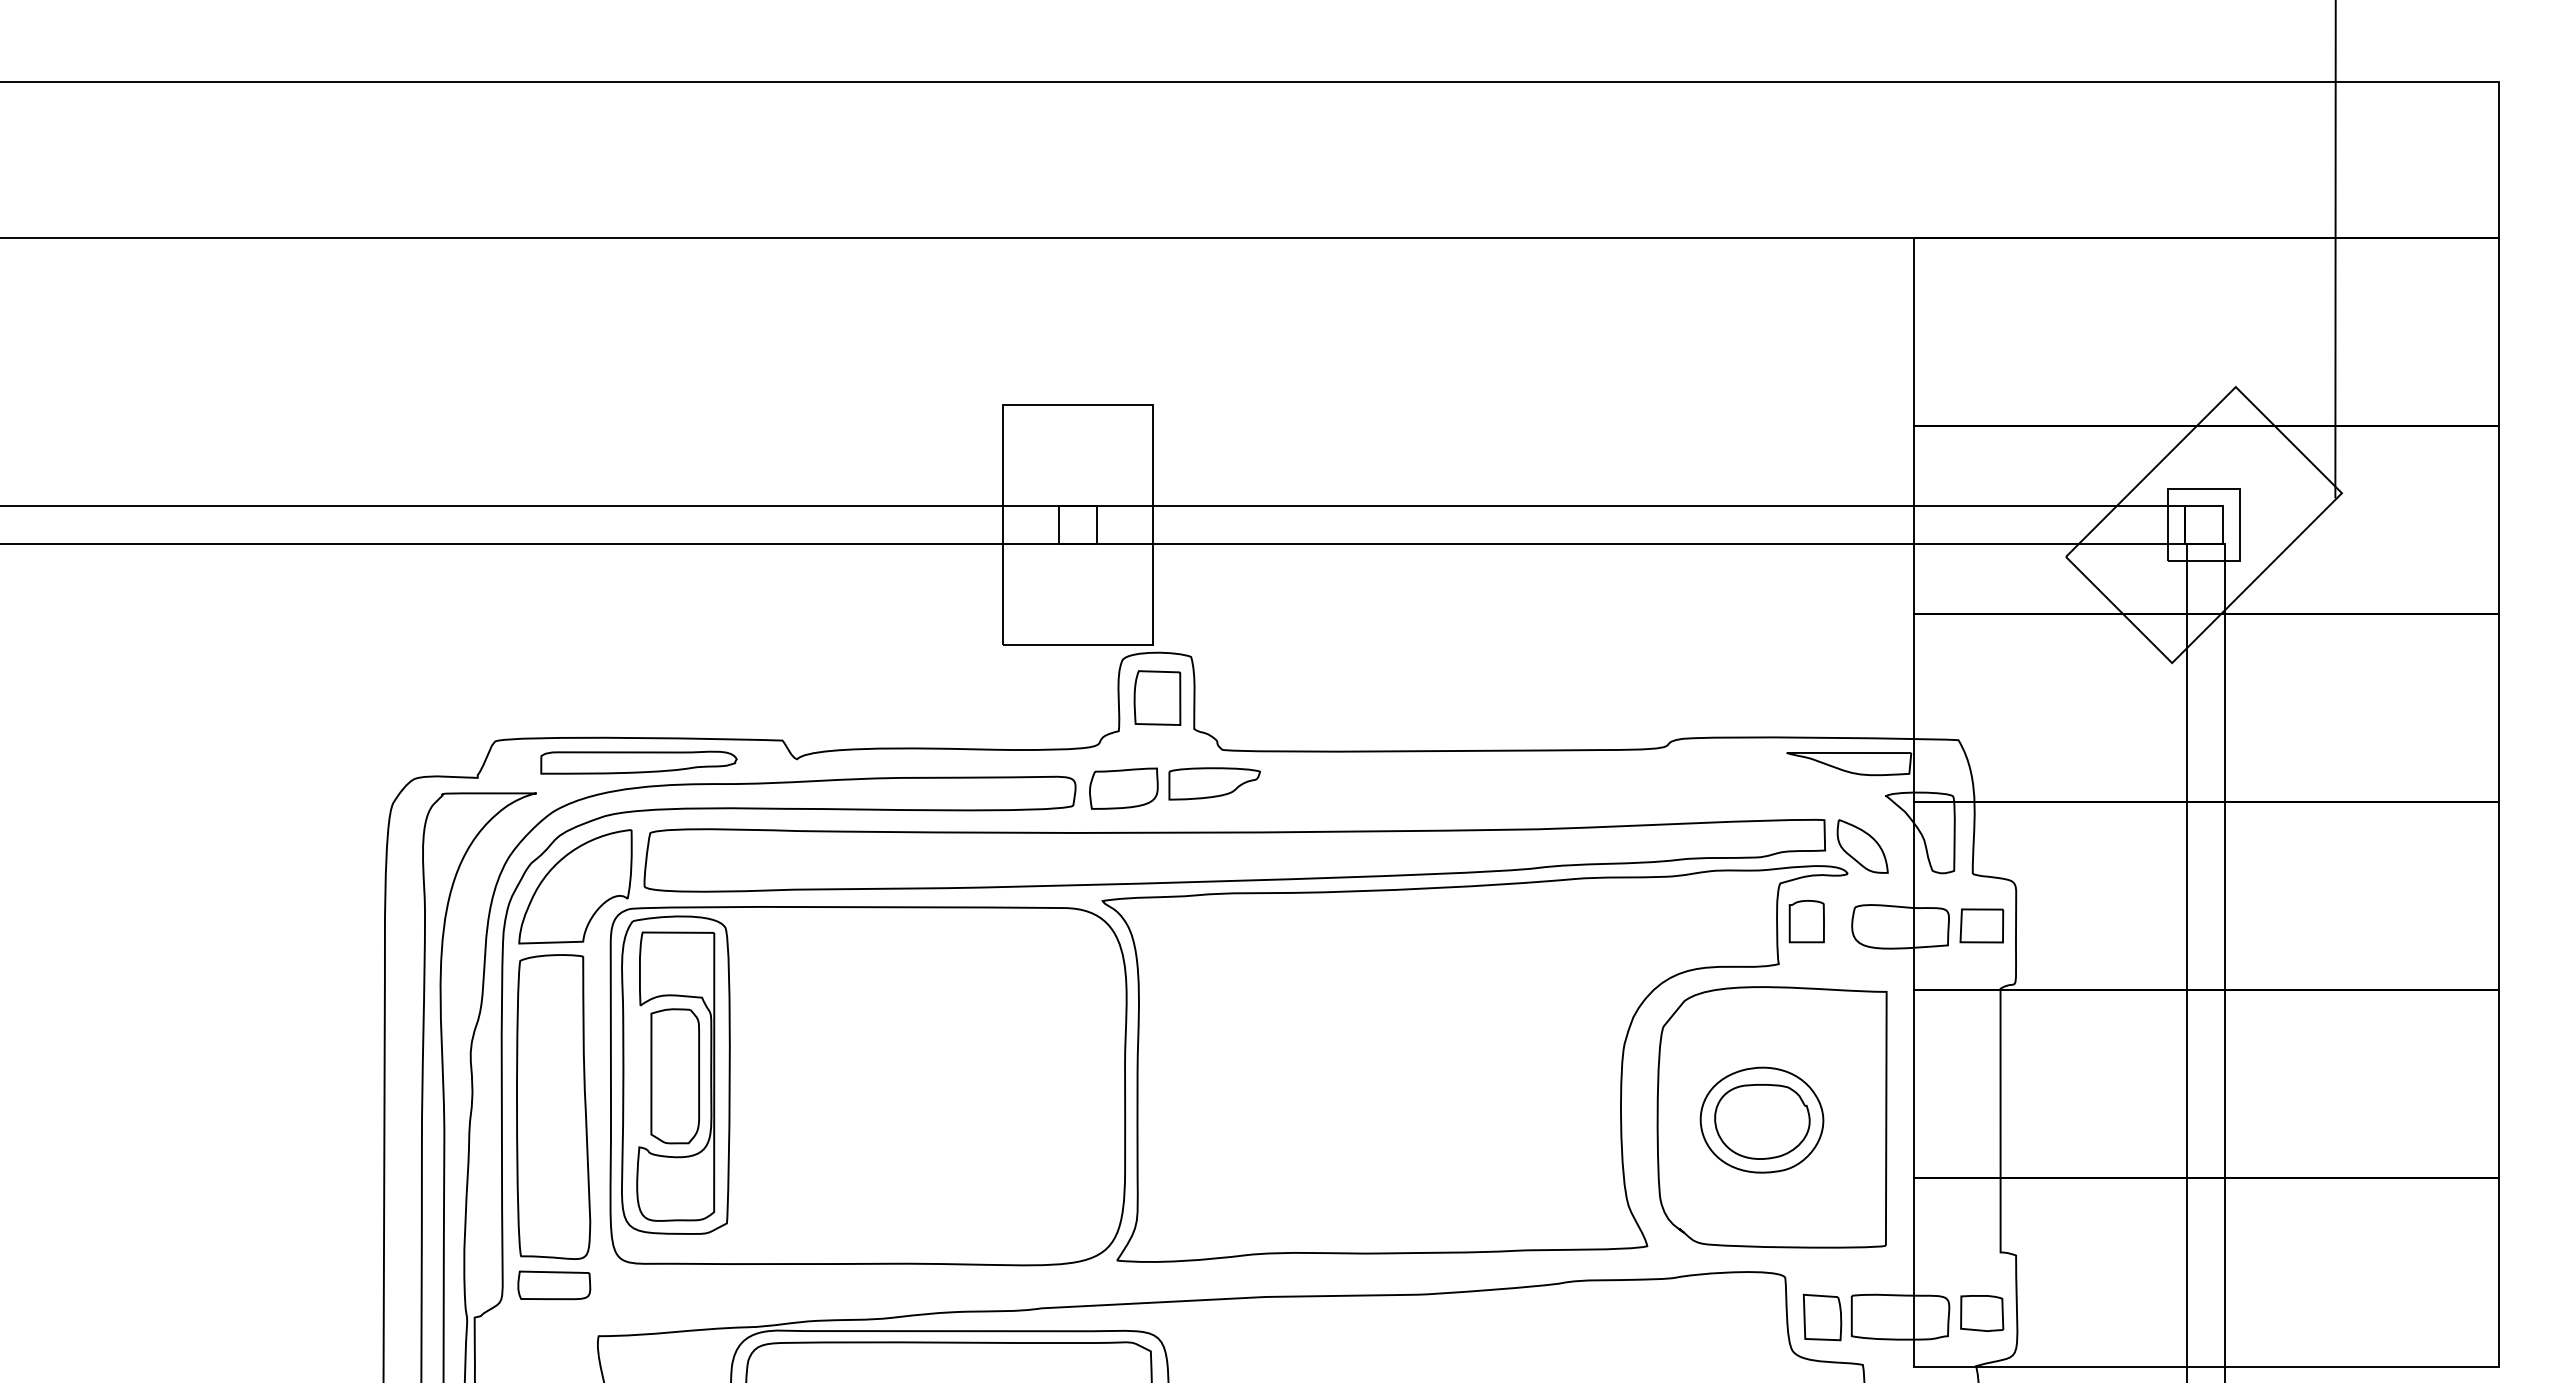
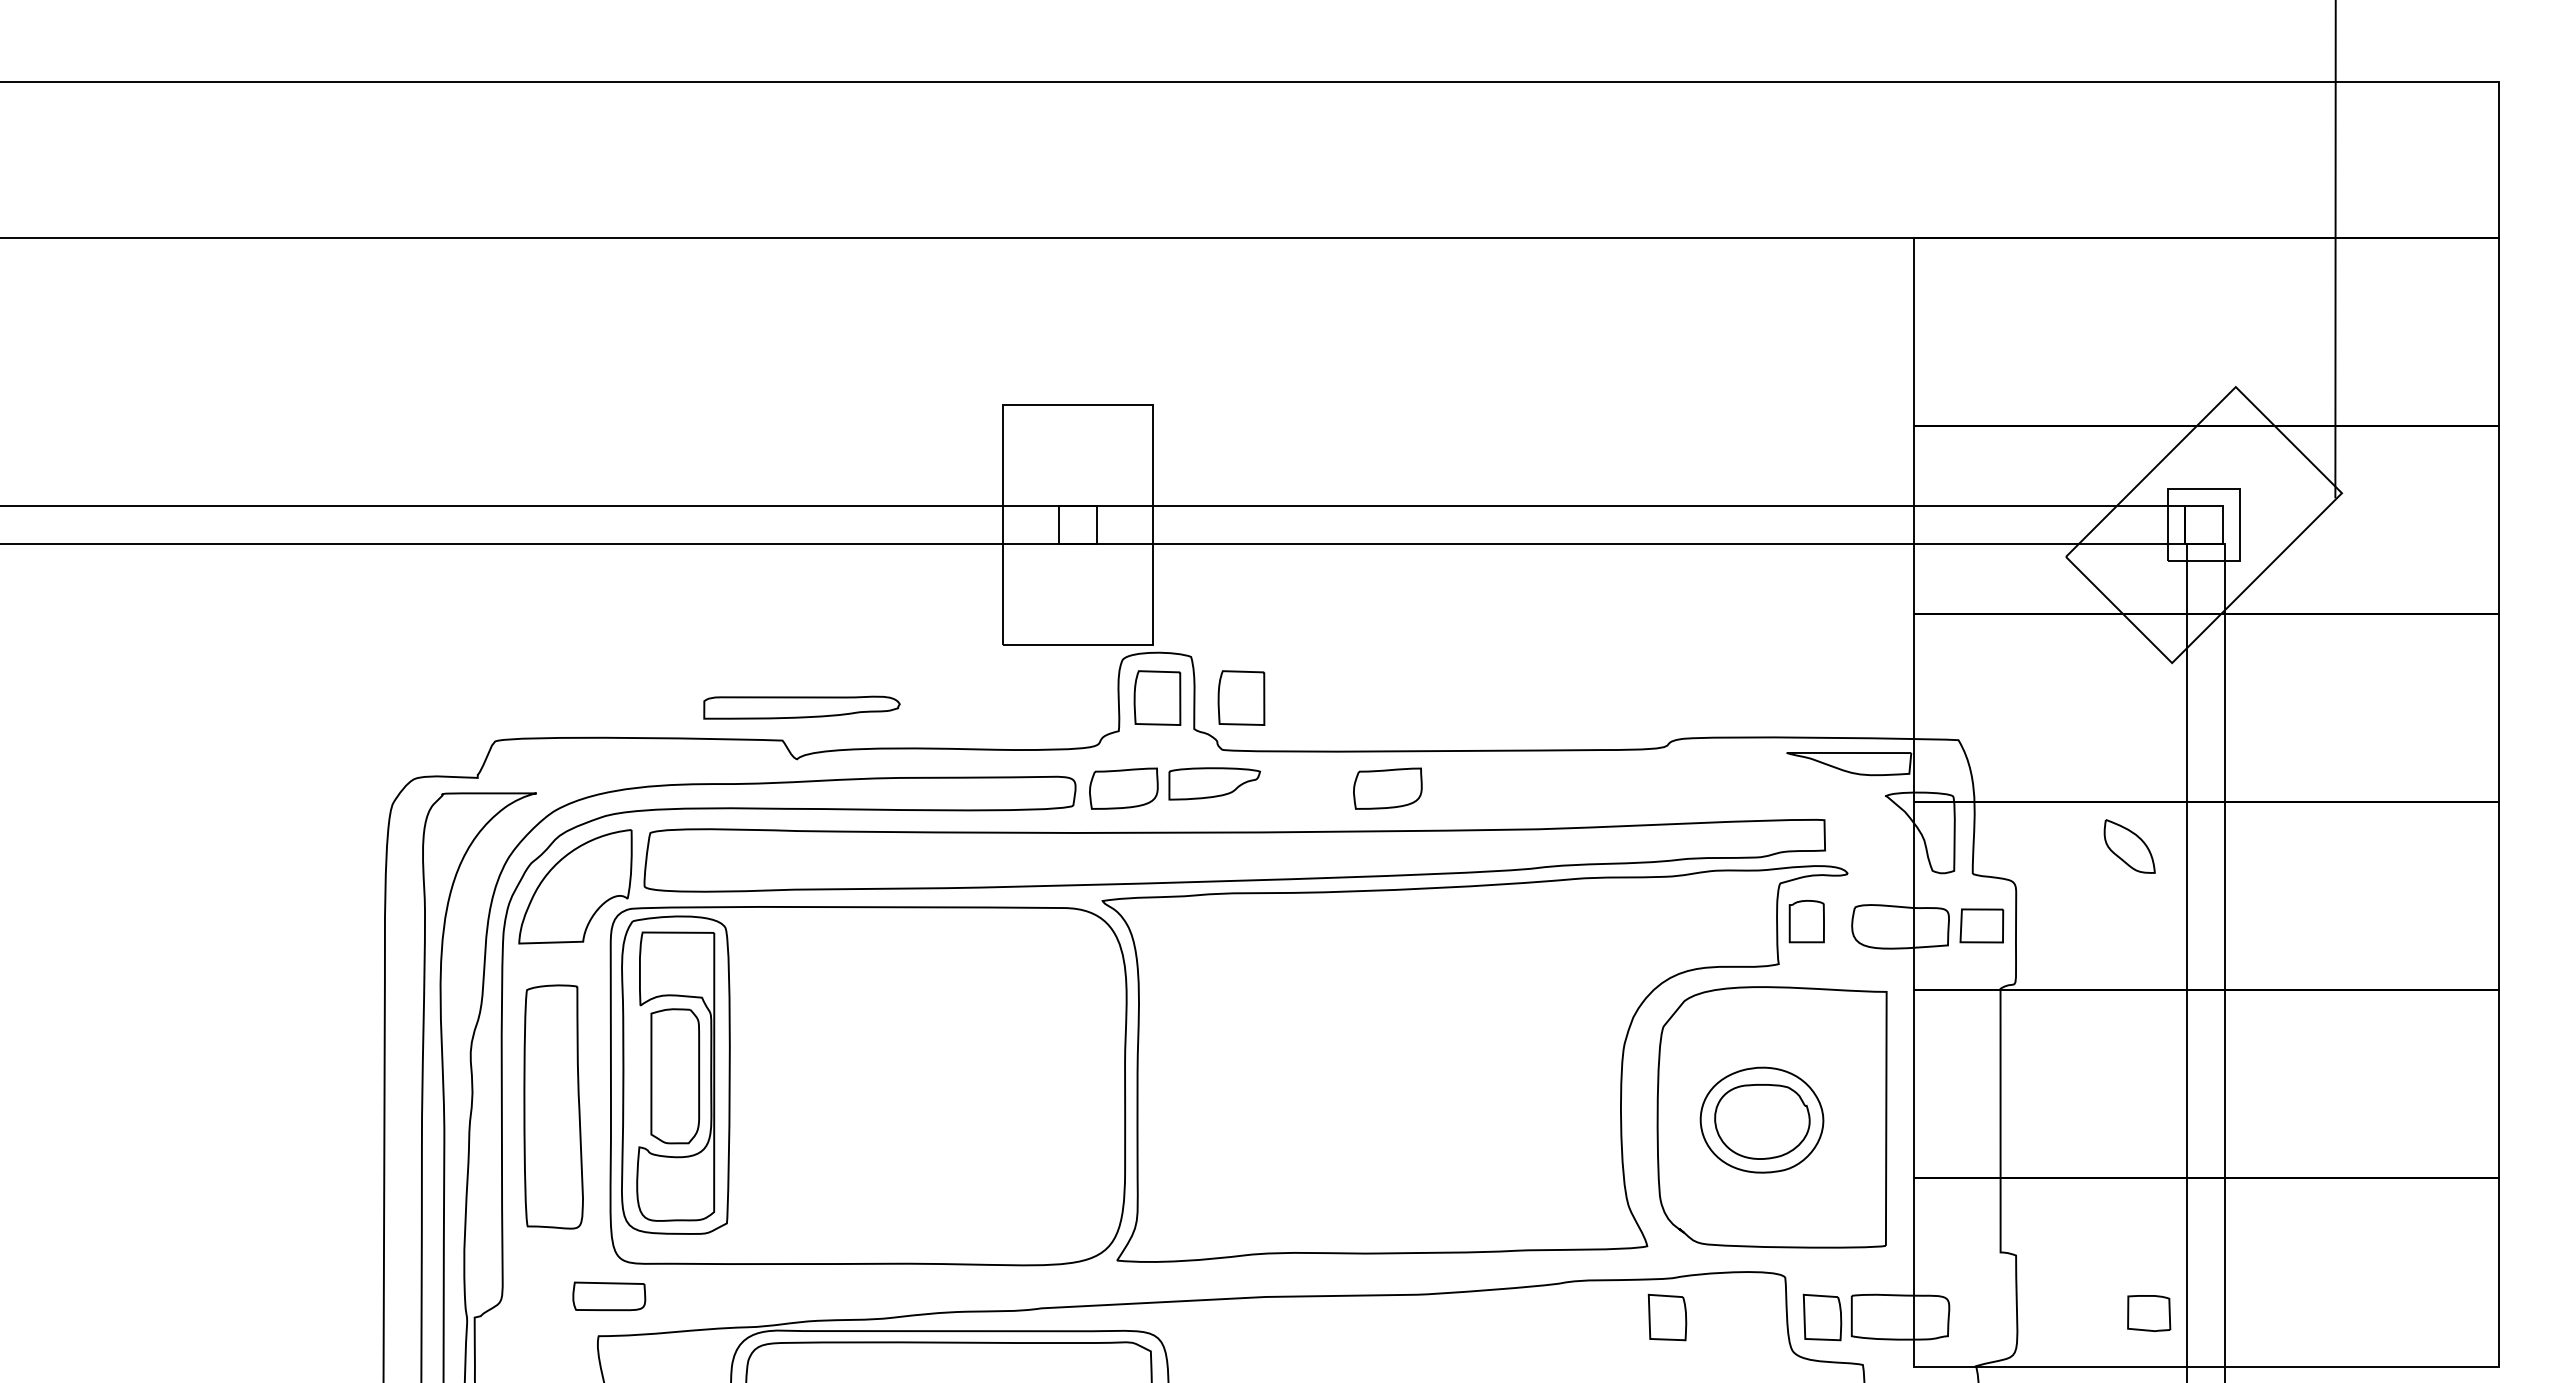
part: none -> present (1241, 697)
part position: (638, 762) -> (801, 707) (801, 707)
part: none -> present (1387, 788)
part position: (1862, 846) -> (2129, 846) (2129, 846)
part size: 76x306 px -> 61x246 px (553, 1106)
part position: (554, 1285) -> (609, 1296) (609, 1296)
part position: (1982, 1313) -> (2149, 1313) (2149, 1313)
part: none -> present (1667, 1317)
